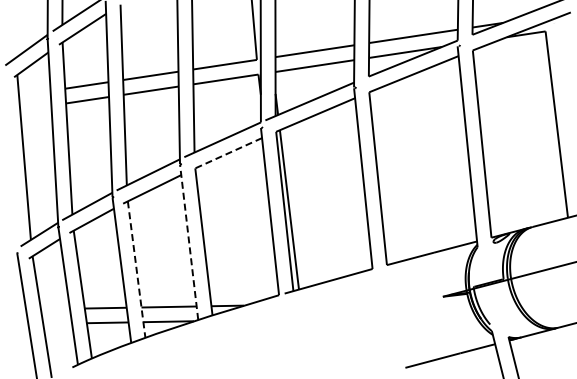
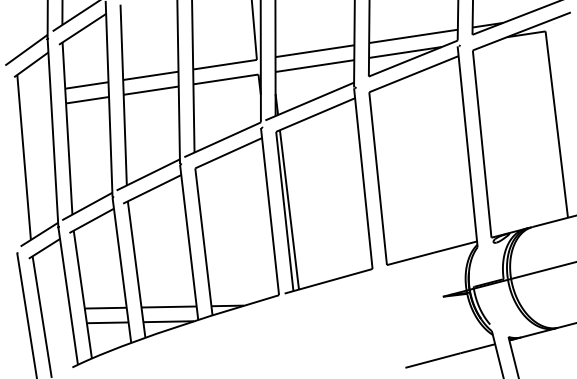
line: dashed -> solid (228, 153)
line: dashed -> solid (189, 241)
line: dashed -> solid (136, 269)
